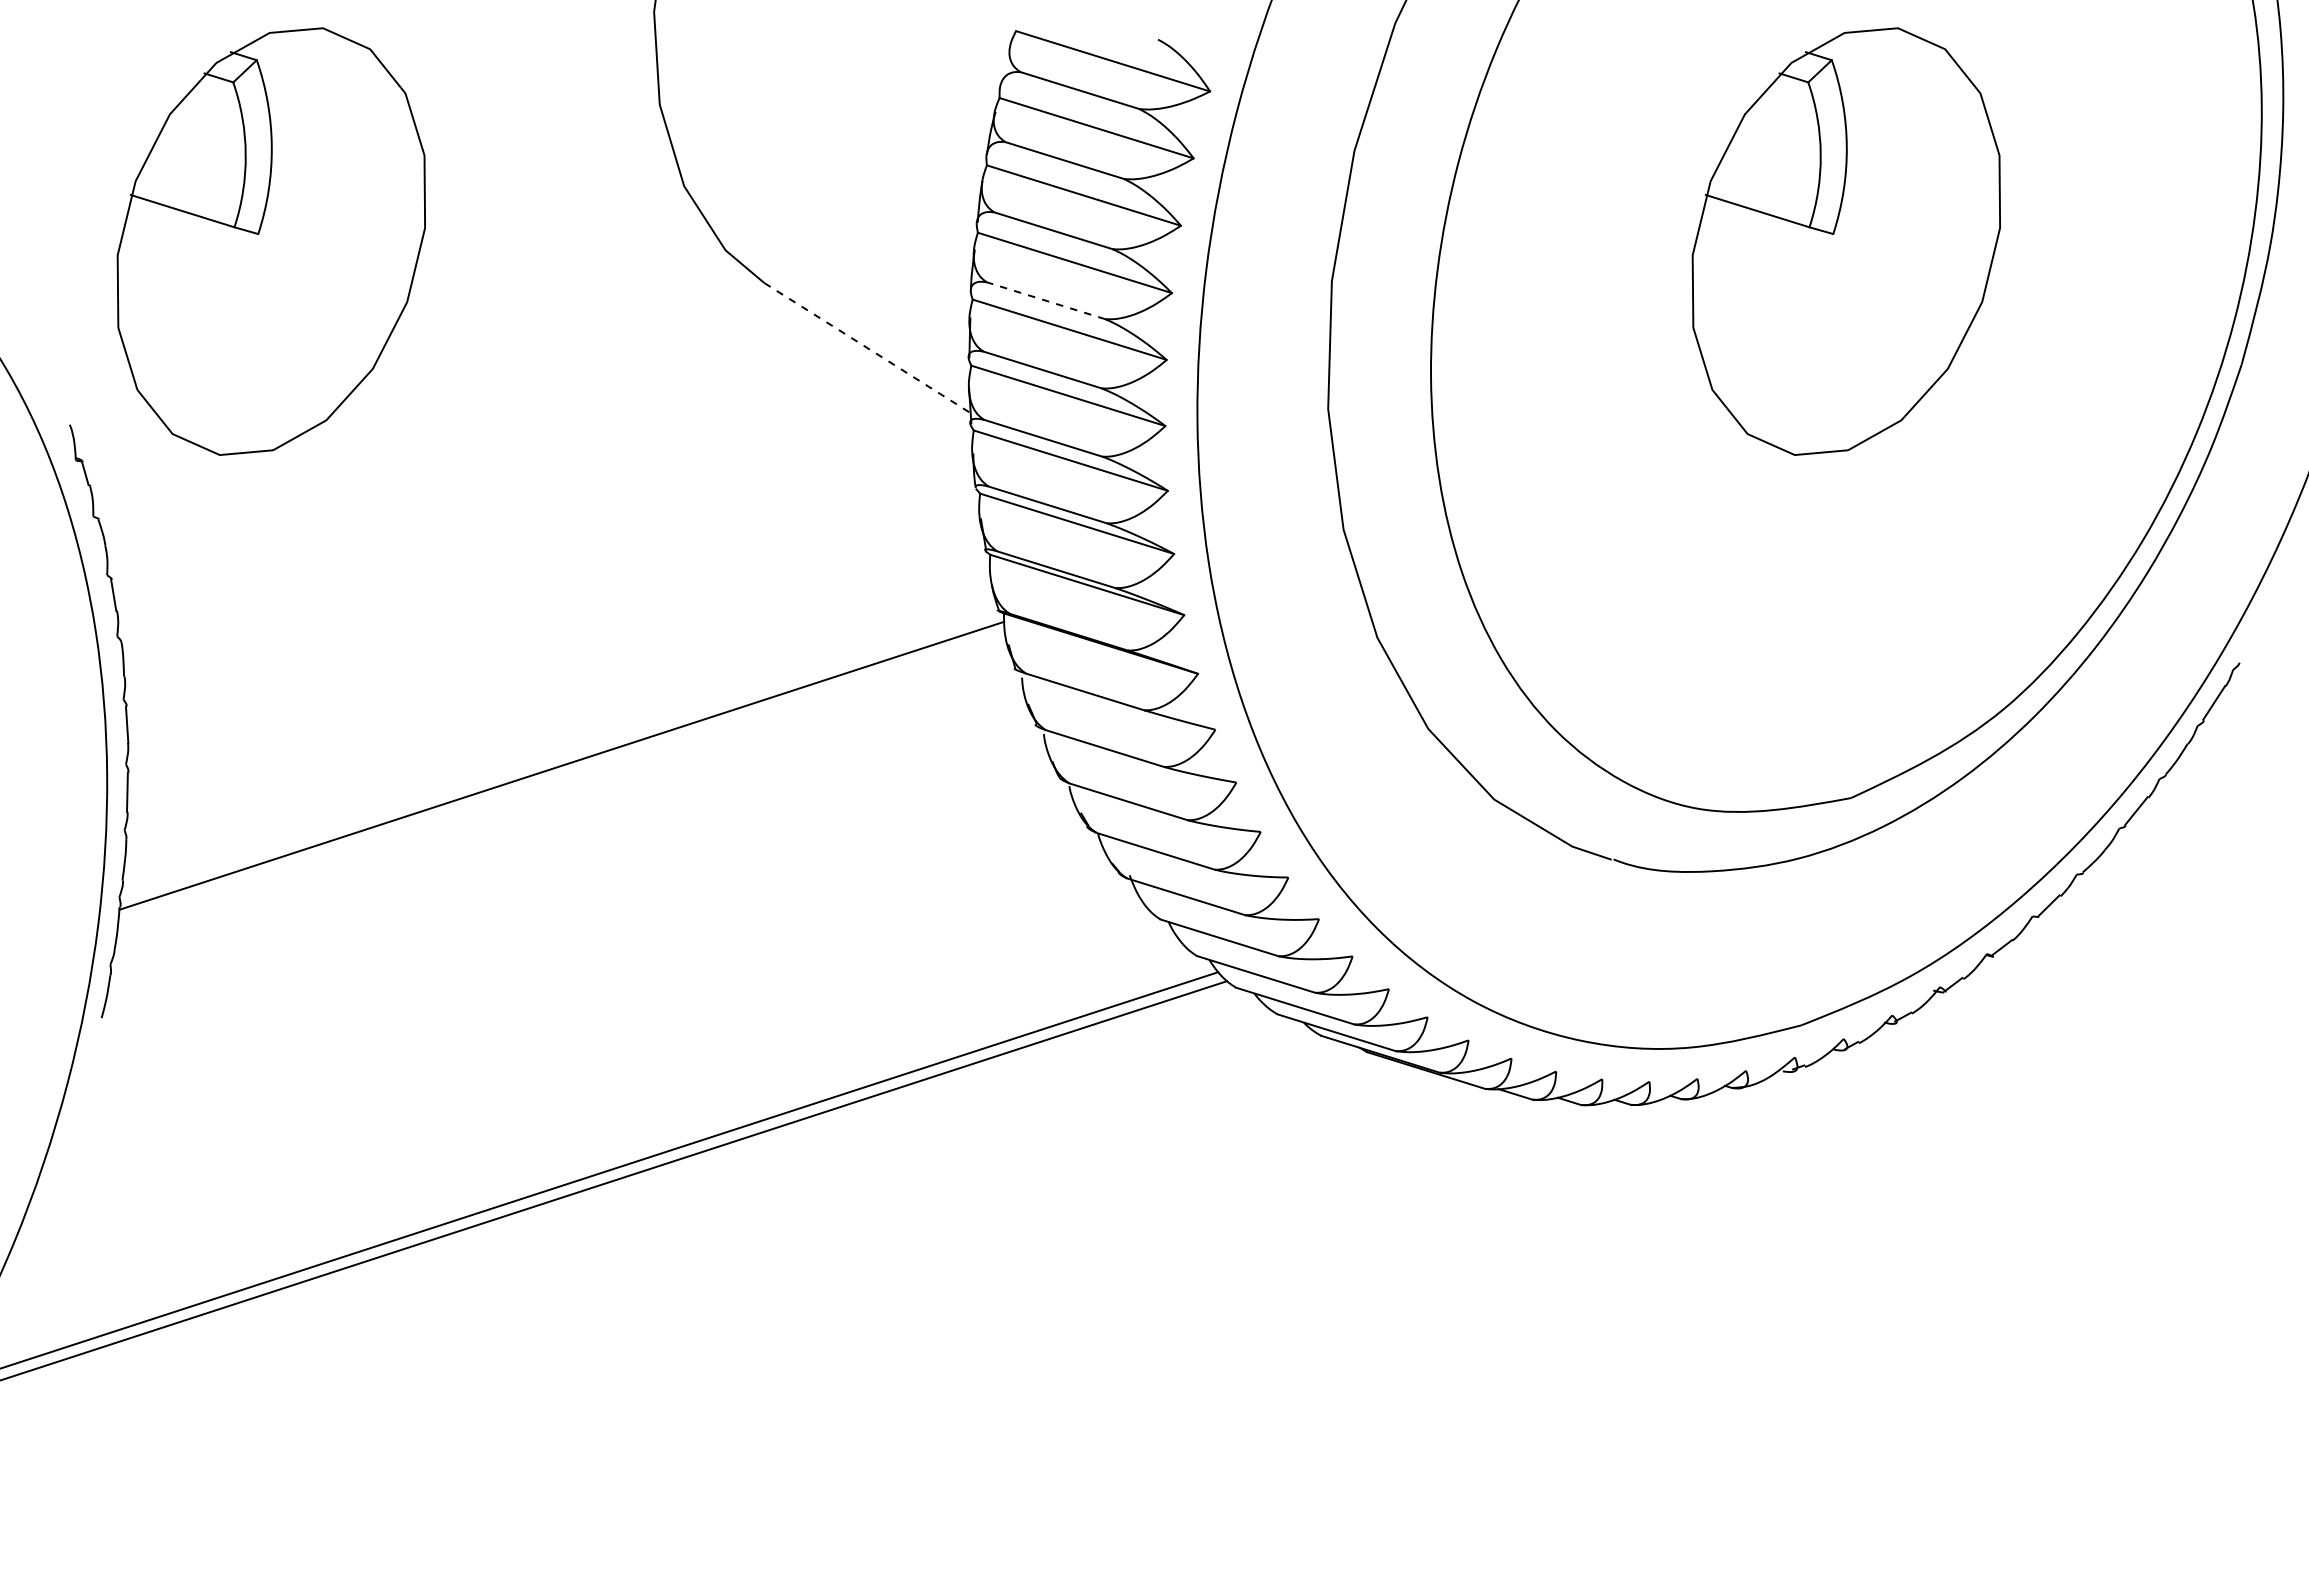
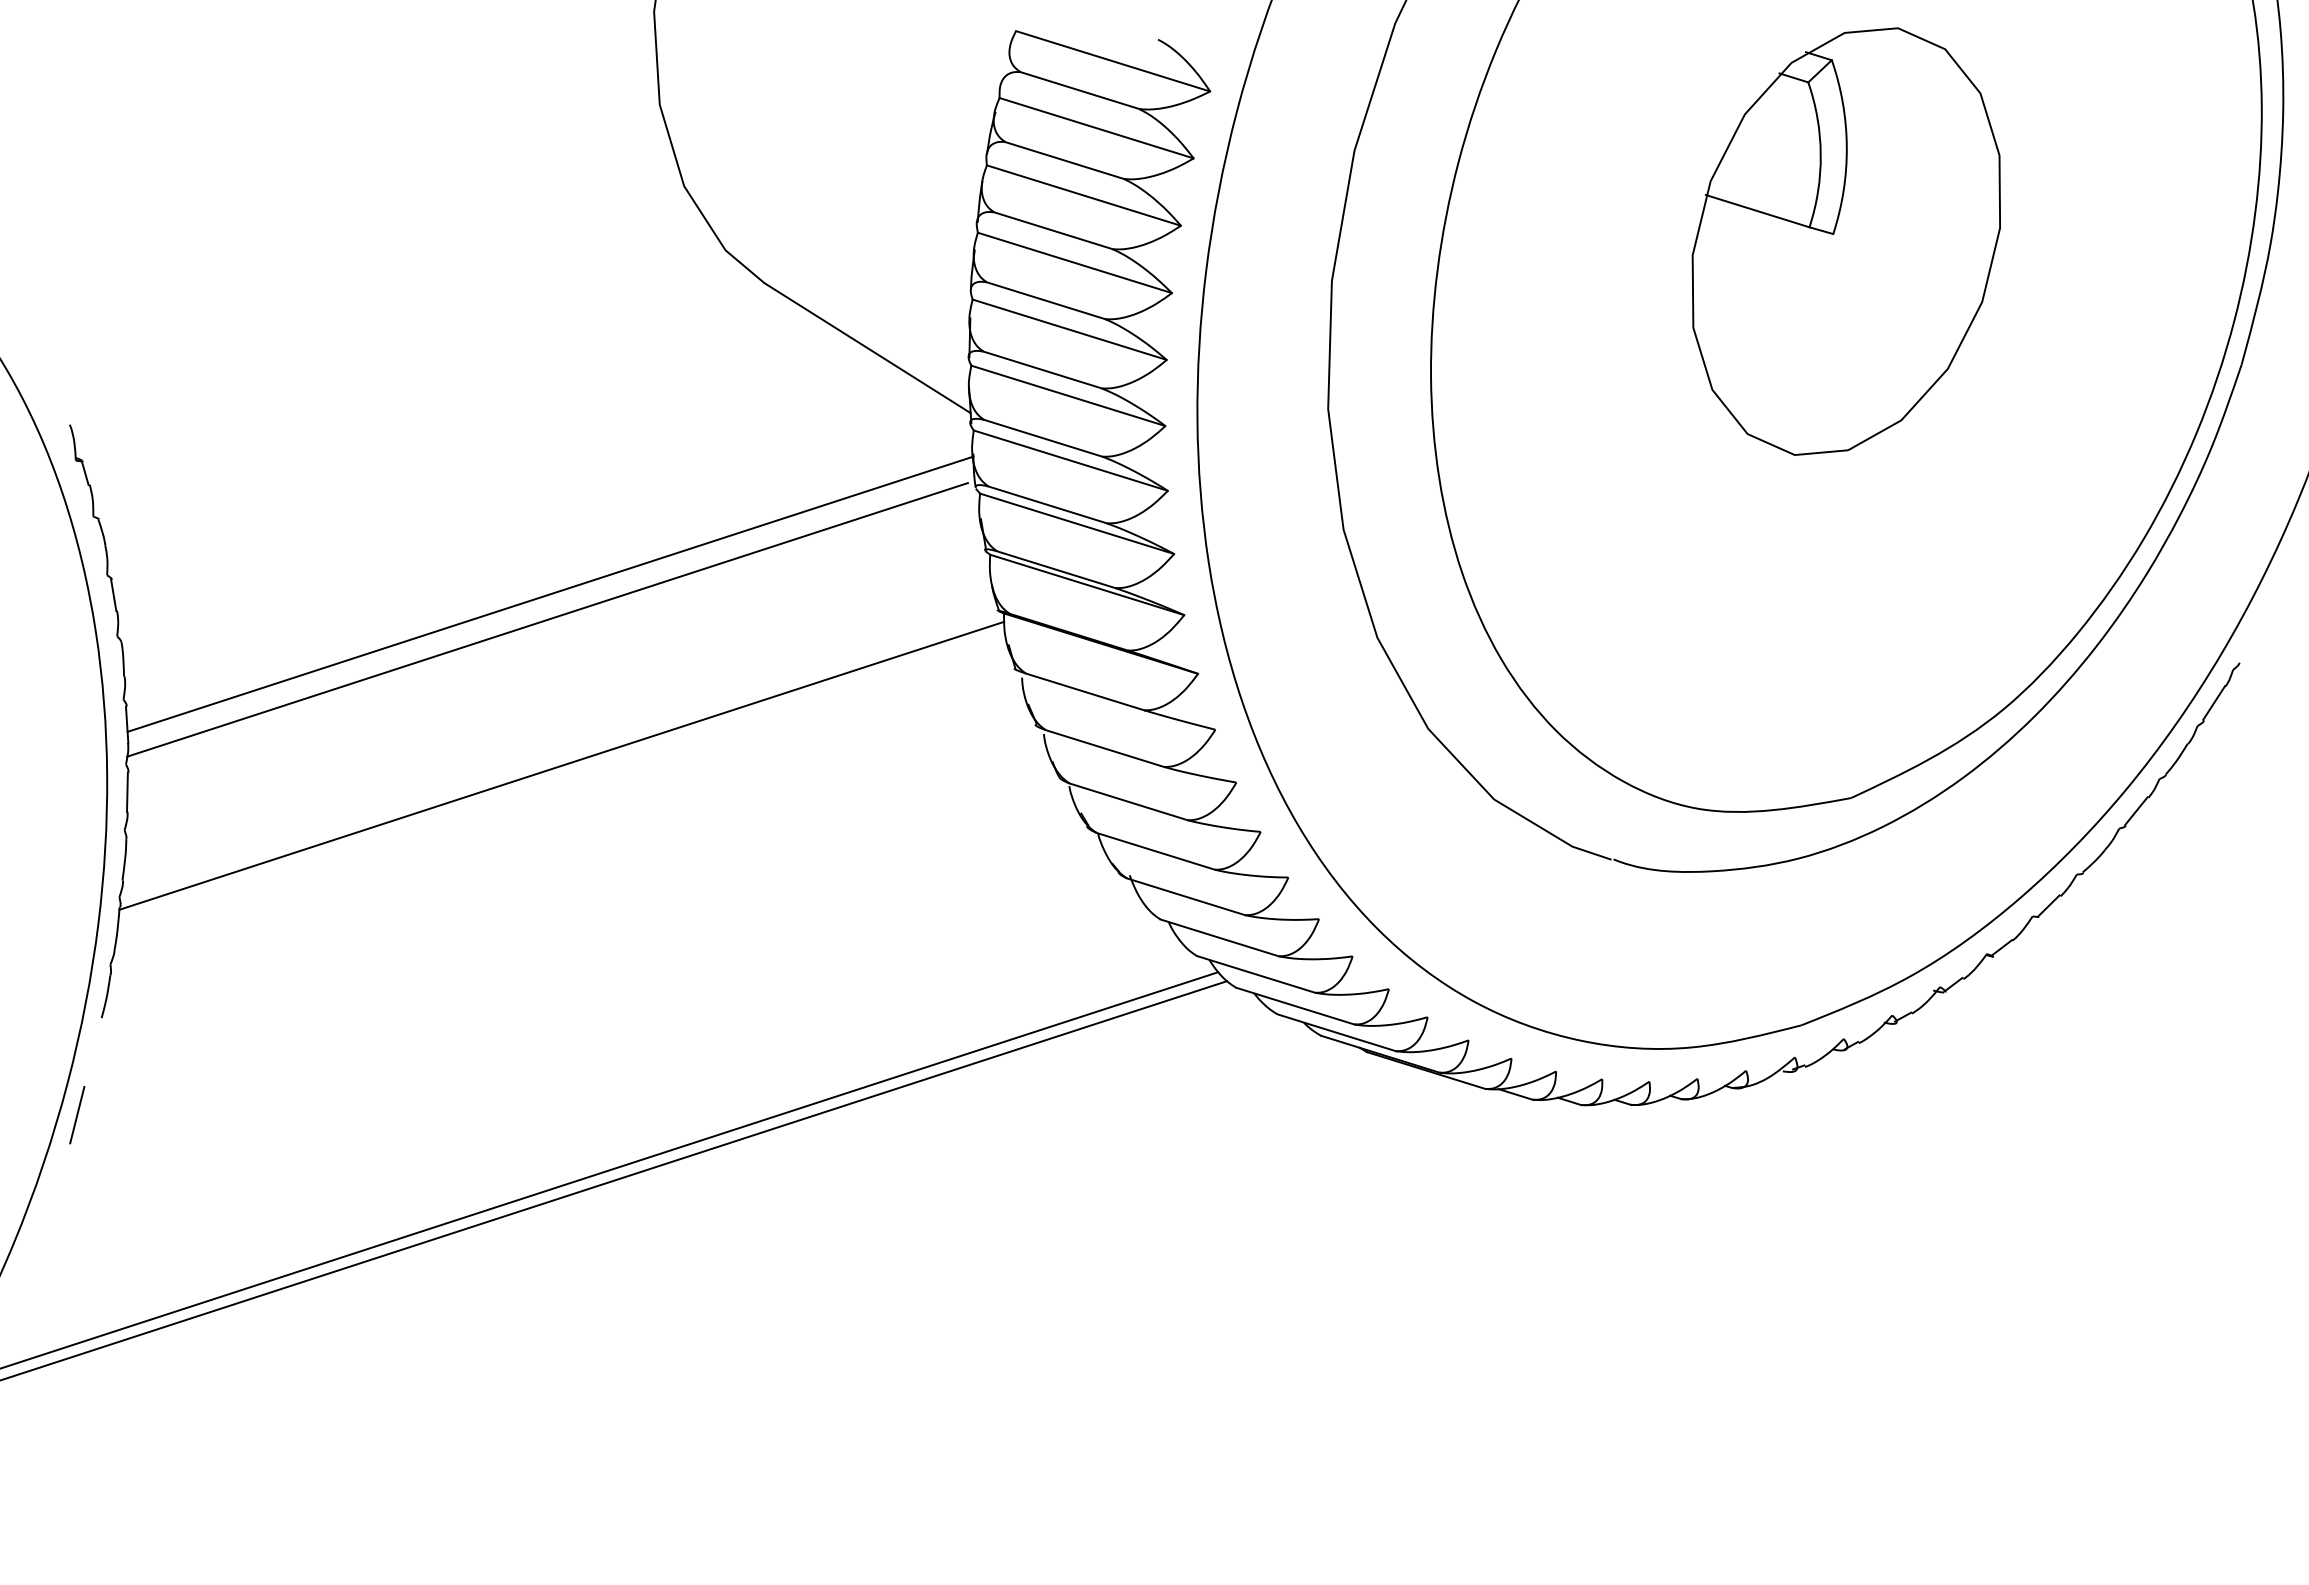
part: present -> none (270, 241)
line: dashed -> solid (1046, 300)
line: dashed -> solid (867, 348)
line: none -> present (550, 593)
line: none -> present (547, 619)
line: none -> present (77, 1114)
